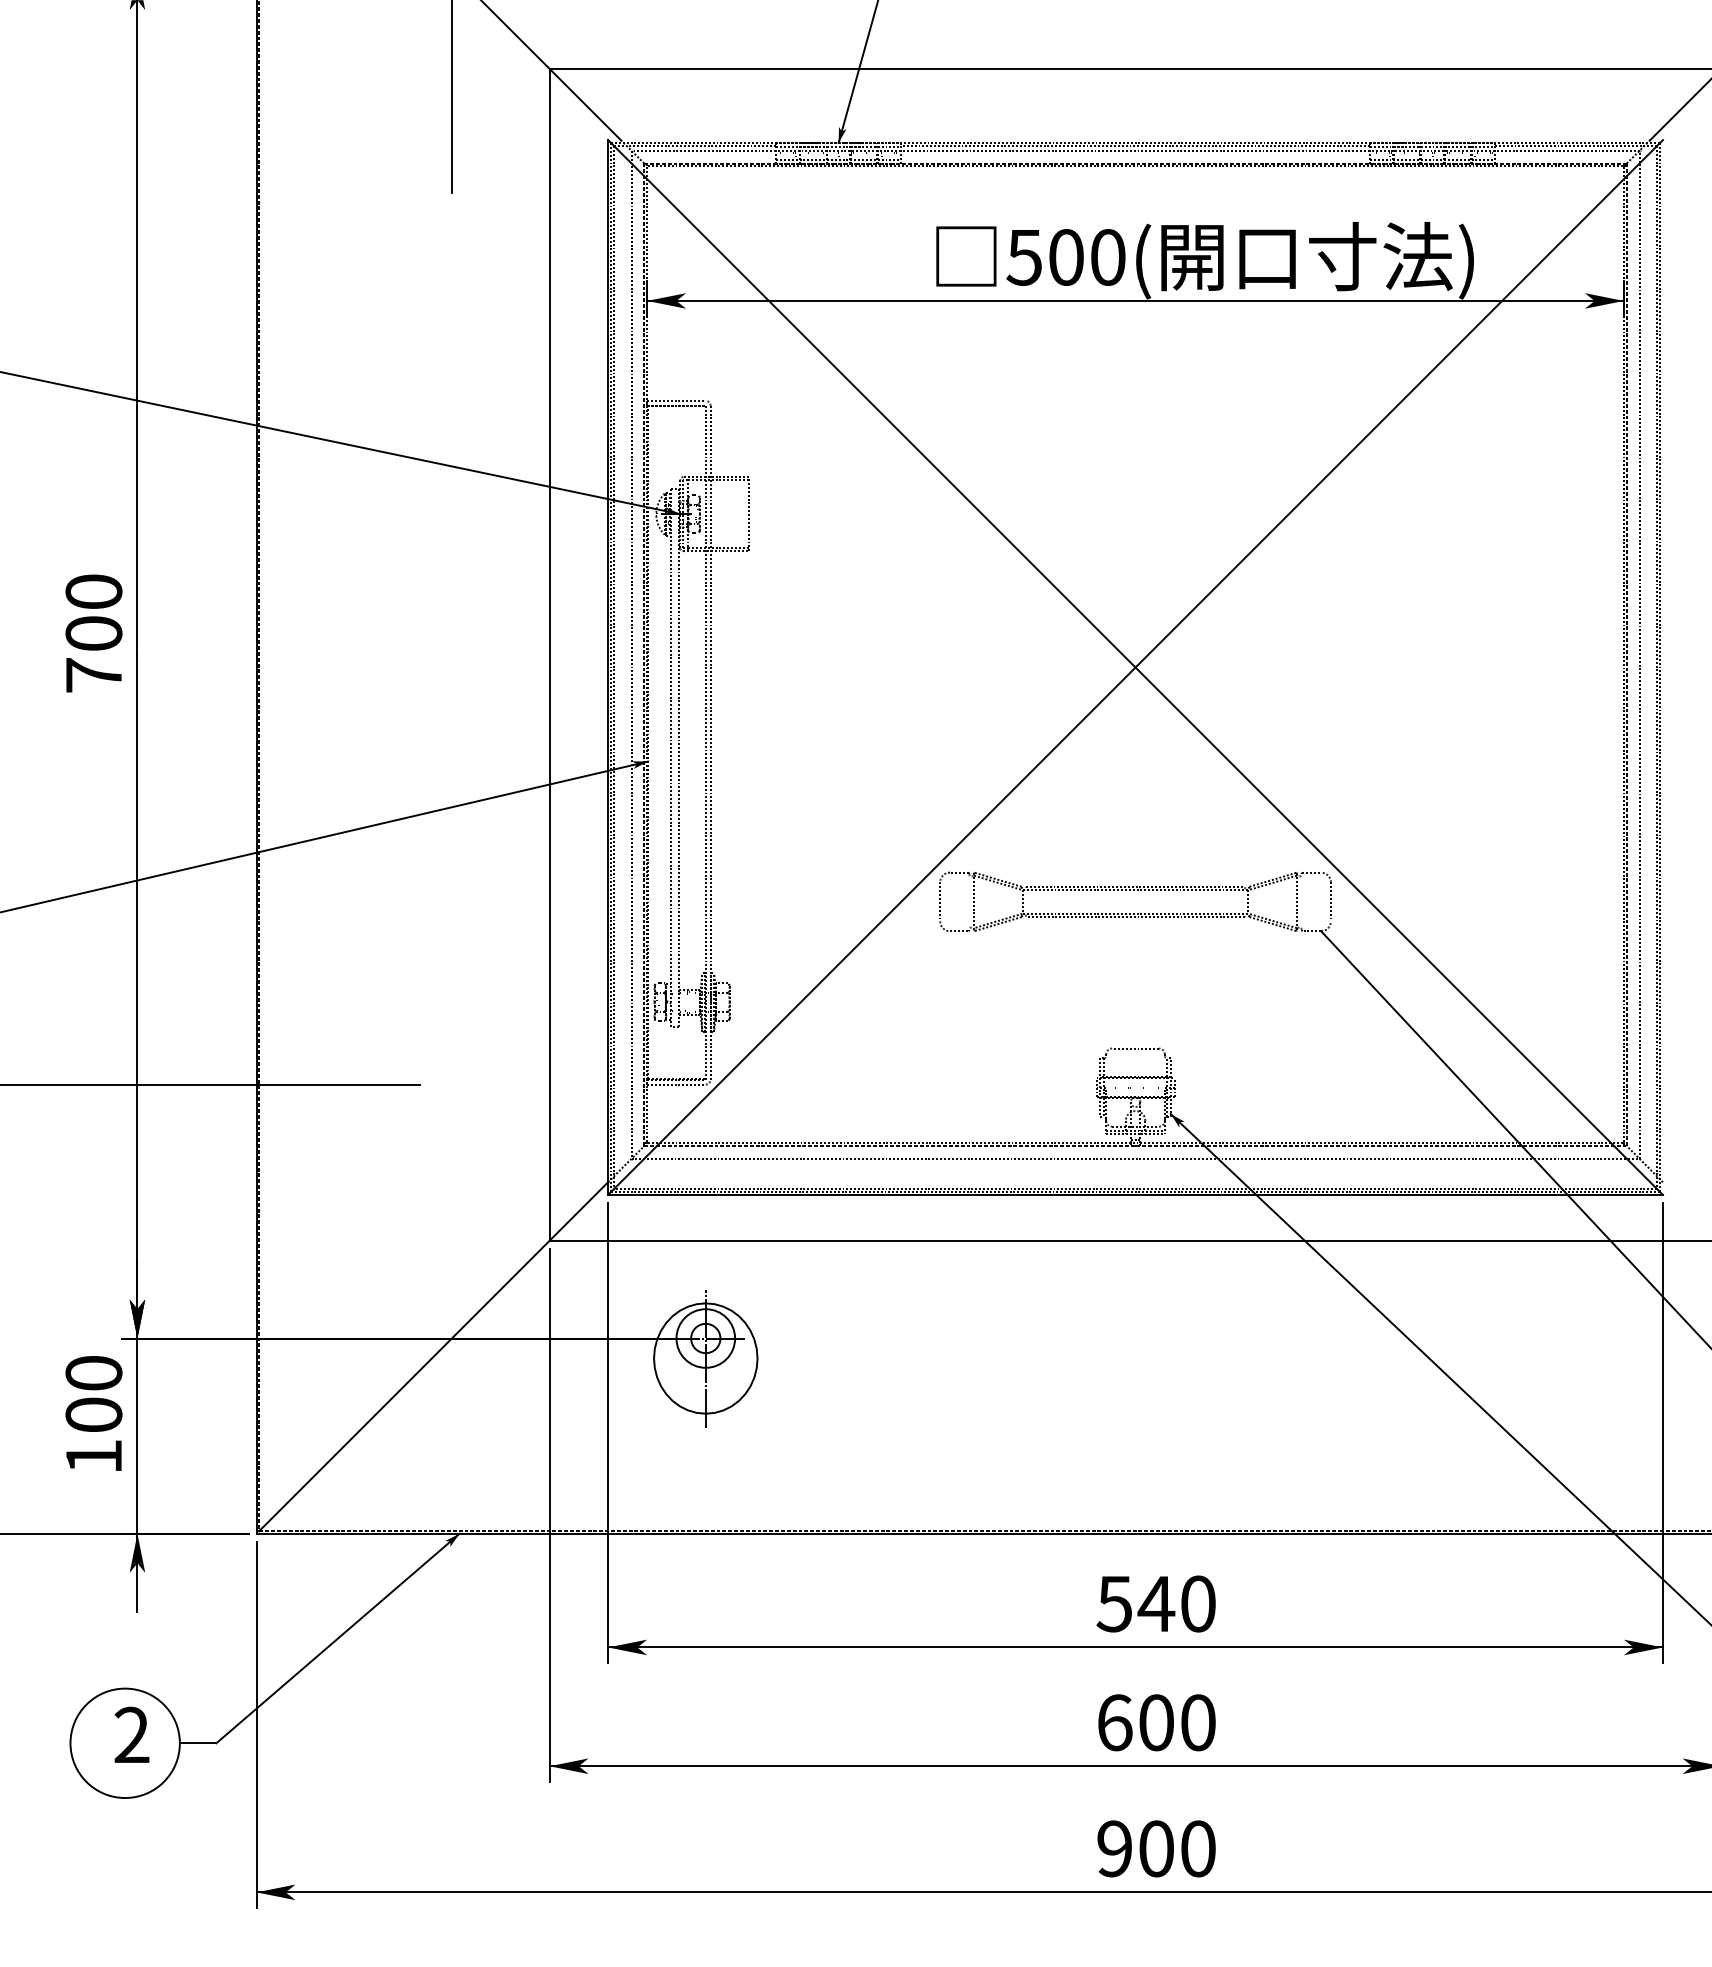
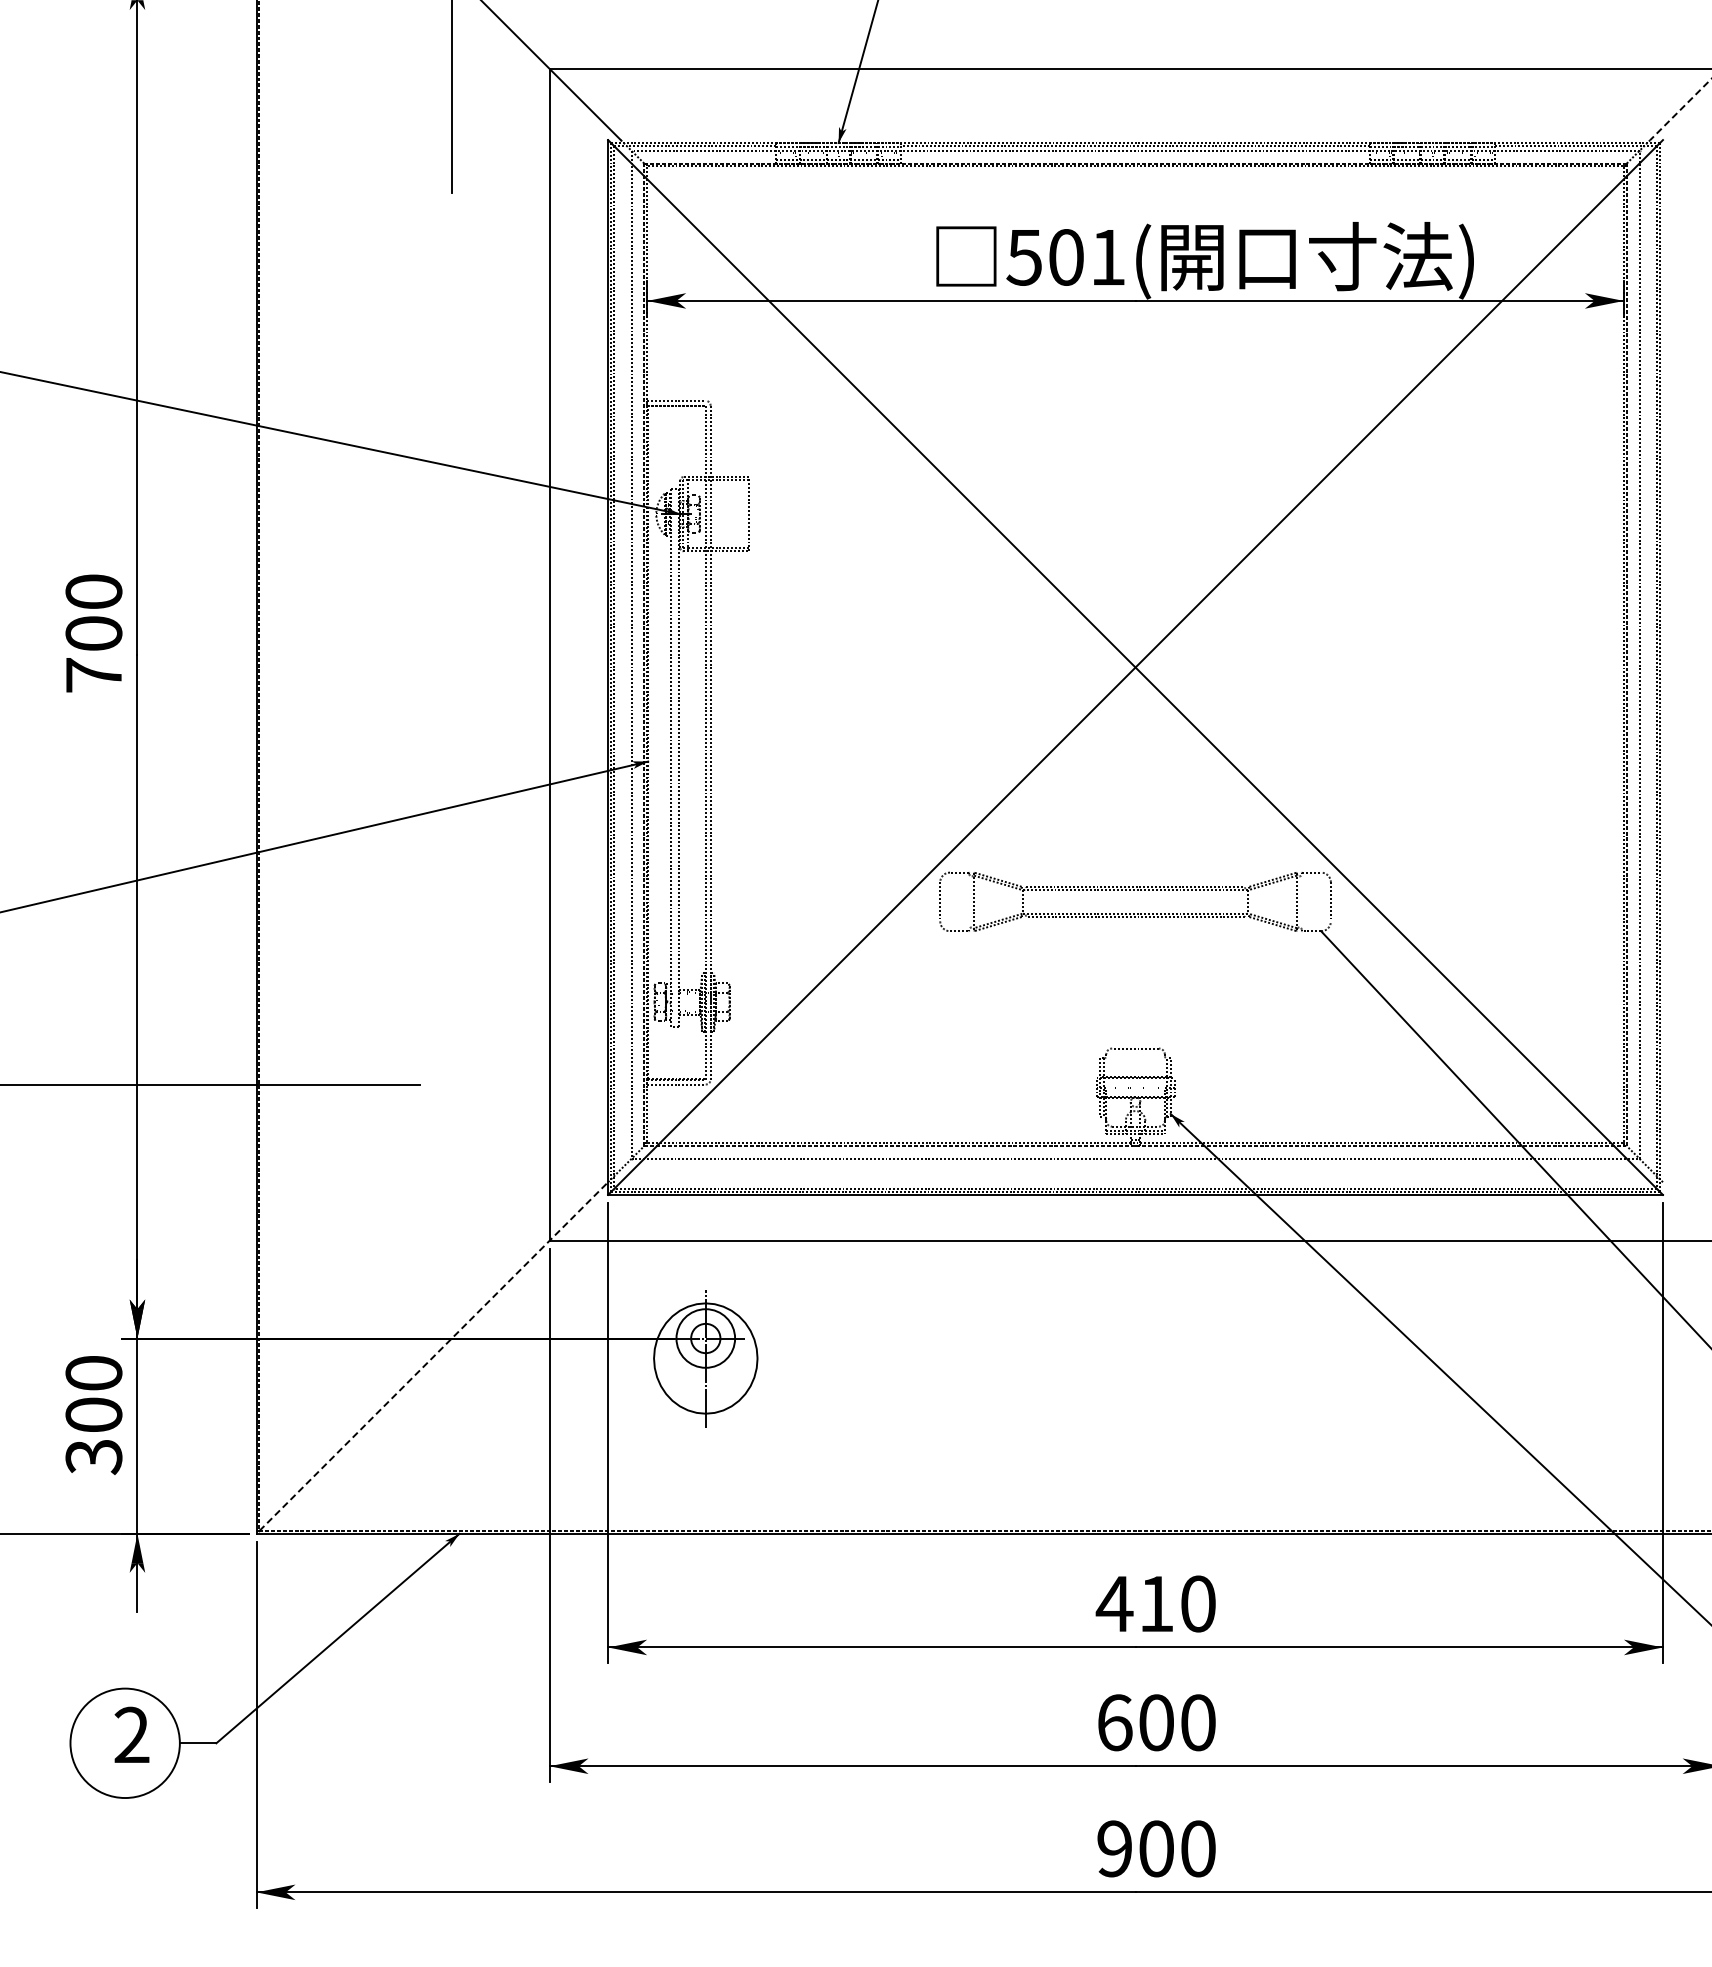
line: solid -> dashed (1680, 109)
text: 500( -> 501( (1108, 257)
line: solid -> dashed (433, 1356)
text: 100 -> 300 (93, 1457)
text: 540 -> 410 (1135, 1604)
